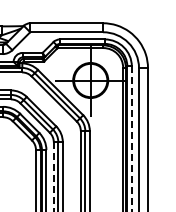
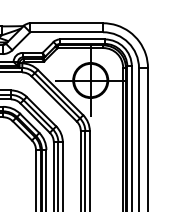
line: dashed -> solid (131, 138)
line: dashed -> solid (53, 177)
